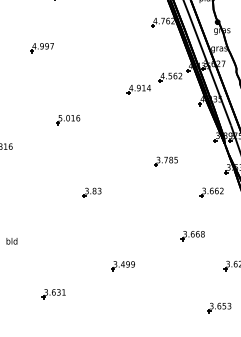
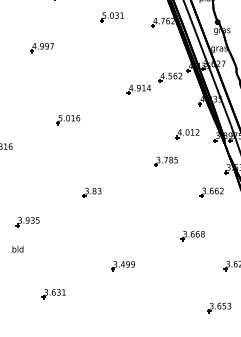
part: none -> present (111, 17)
part: none -> present (187, 134)
part: none -> present (27, 222)
text position: (11, 241) -> (17, 249) (17, 249)
